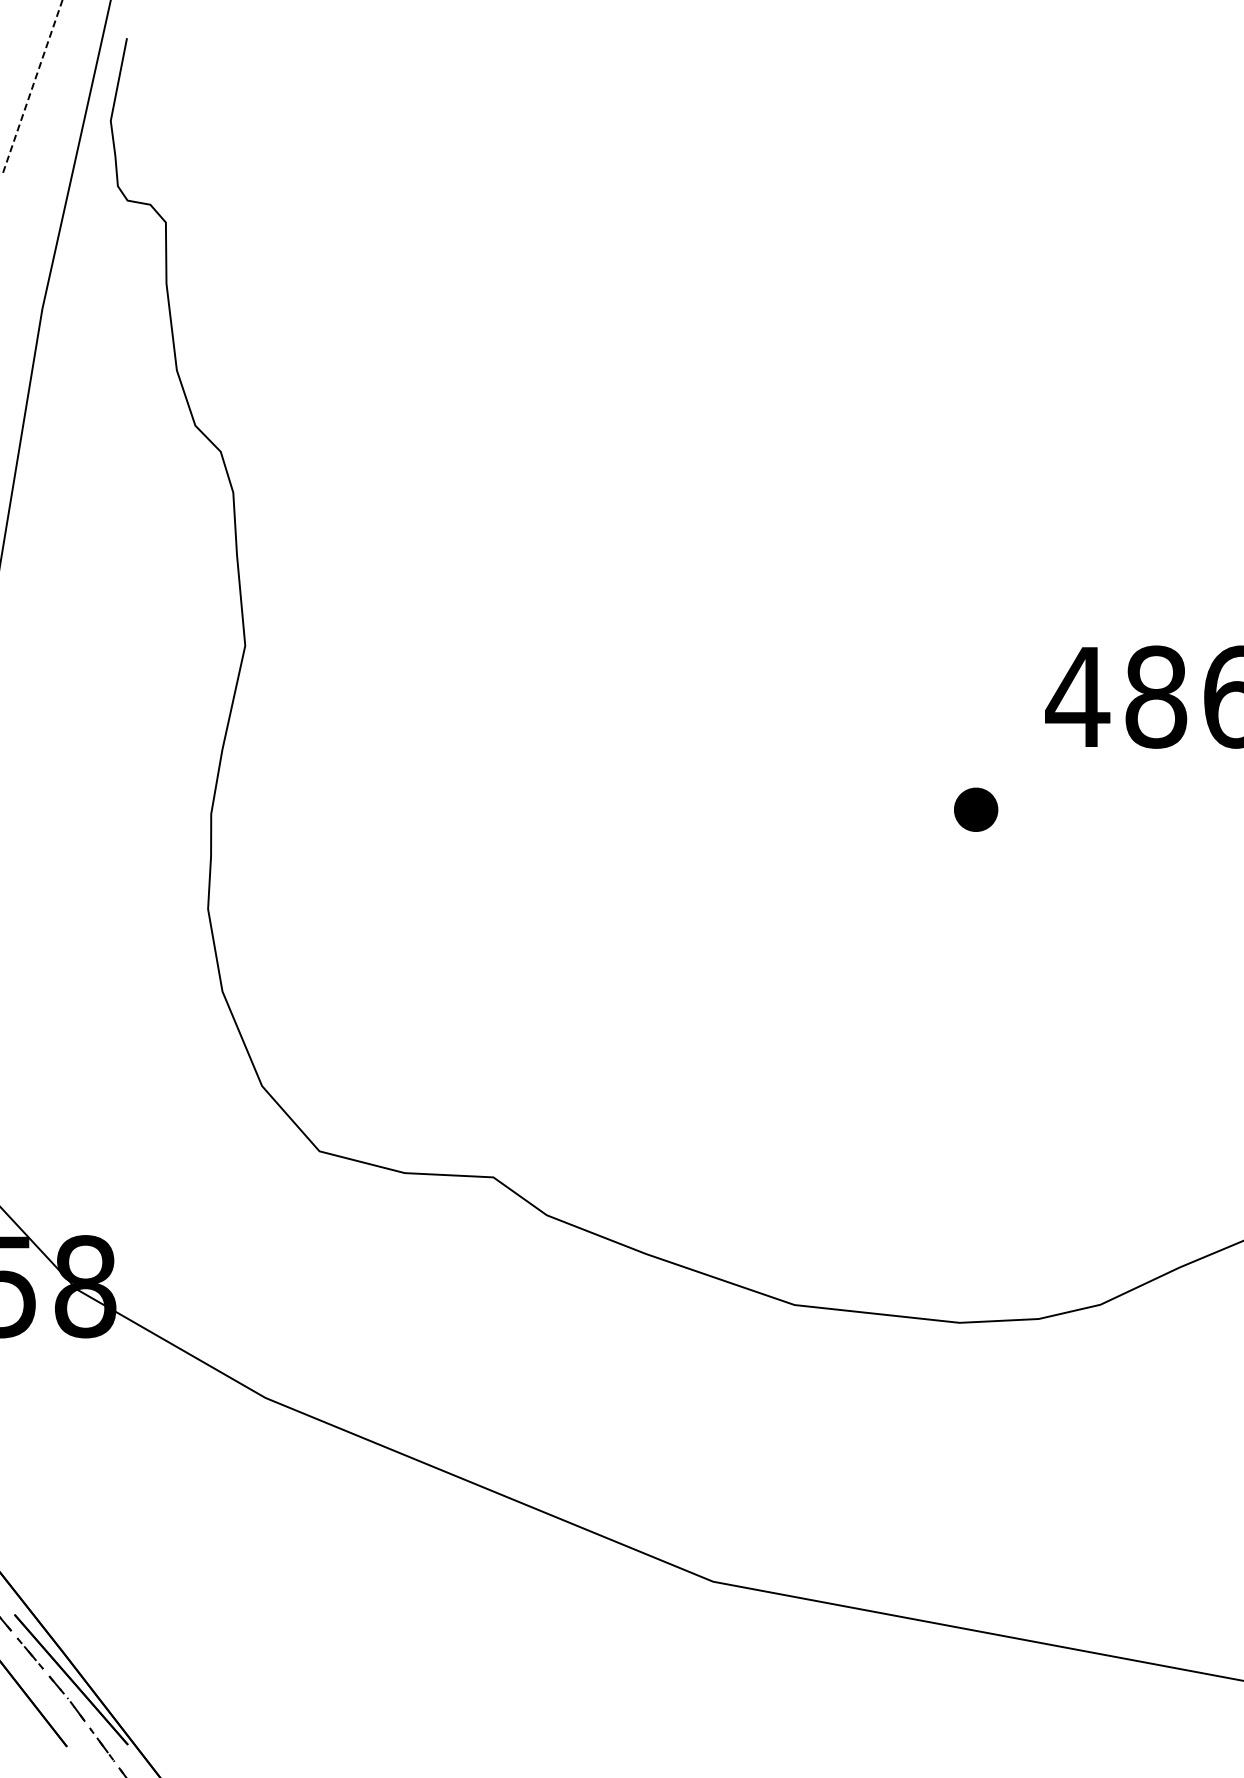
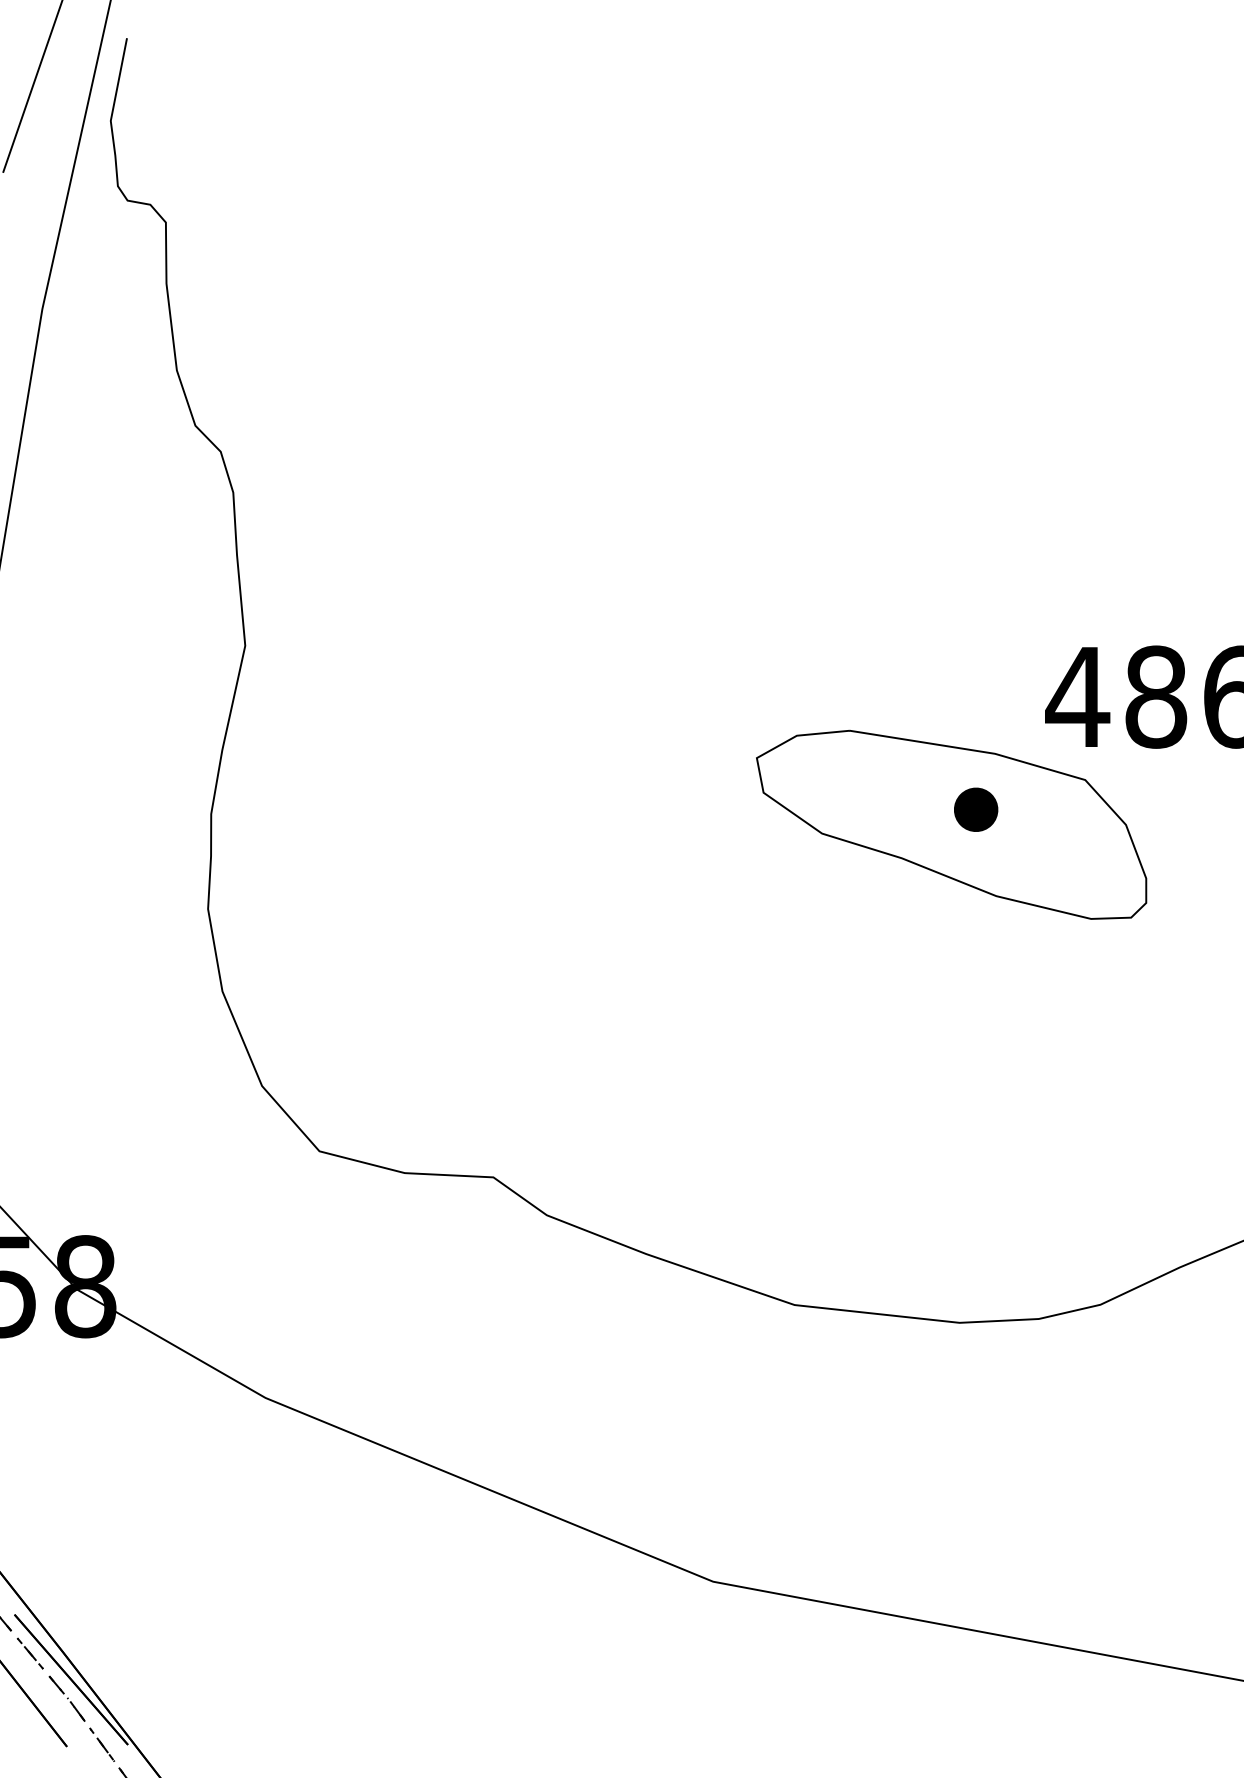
line: dashed -> solid (32, 86)
part: none -> present (951, 824)
